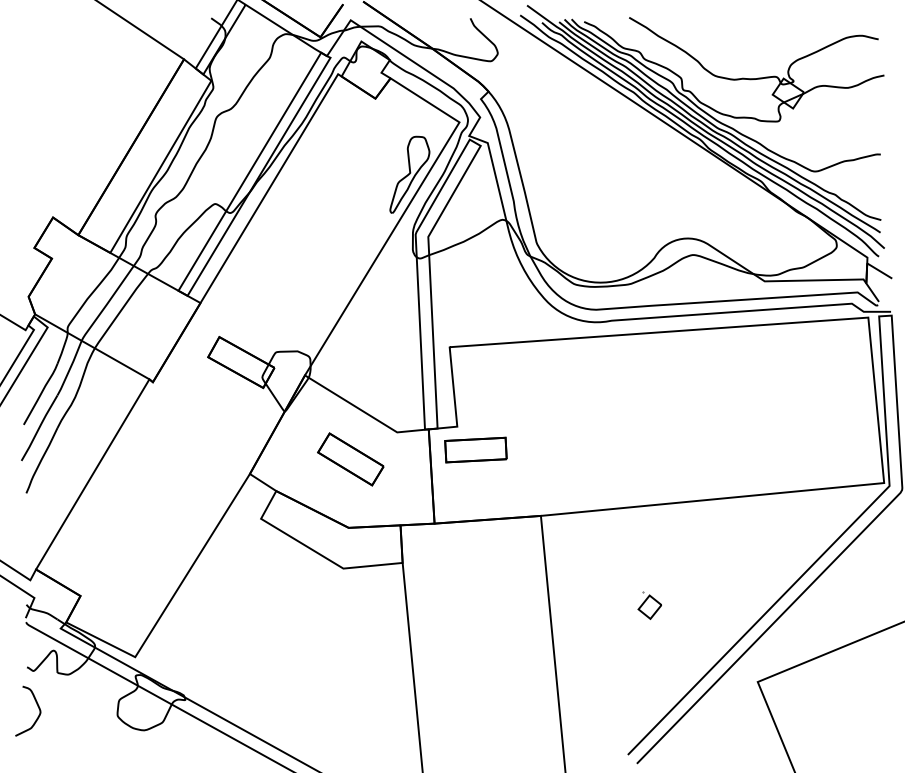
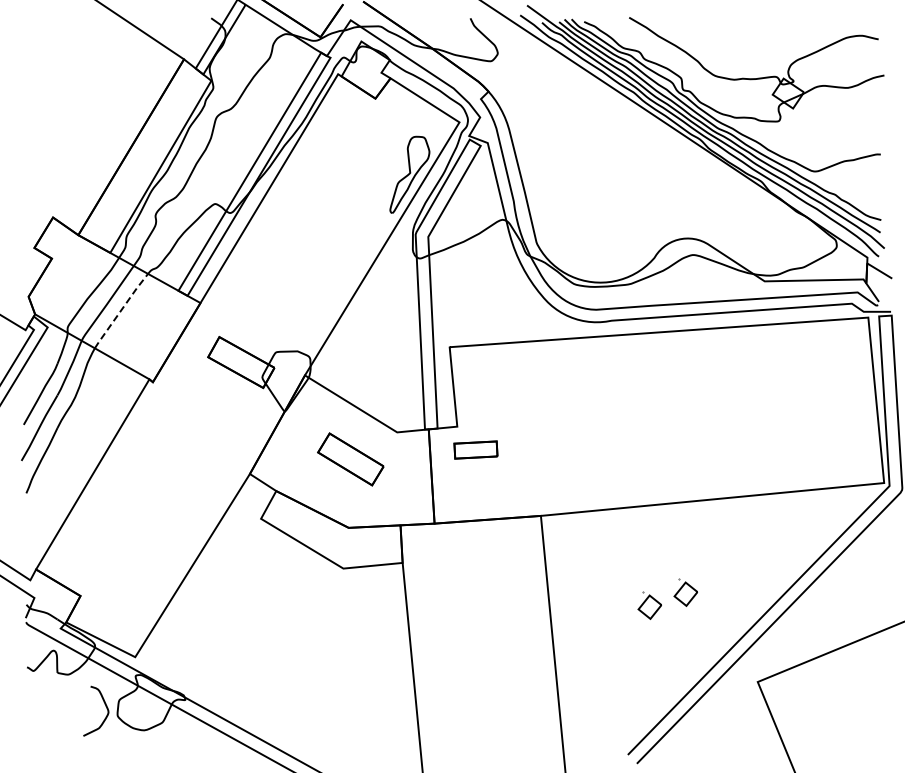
line: solid -> dashed (121, 310)
part size: 64x28 px -> 46x20 px (475, 449)
part: none -> present (685, 592)
curve position: (37, 706) -> (105, 706) (105, 706)
